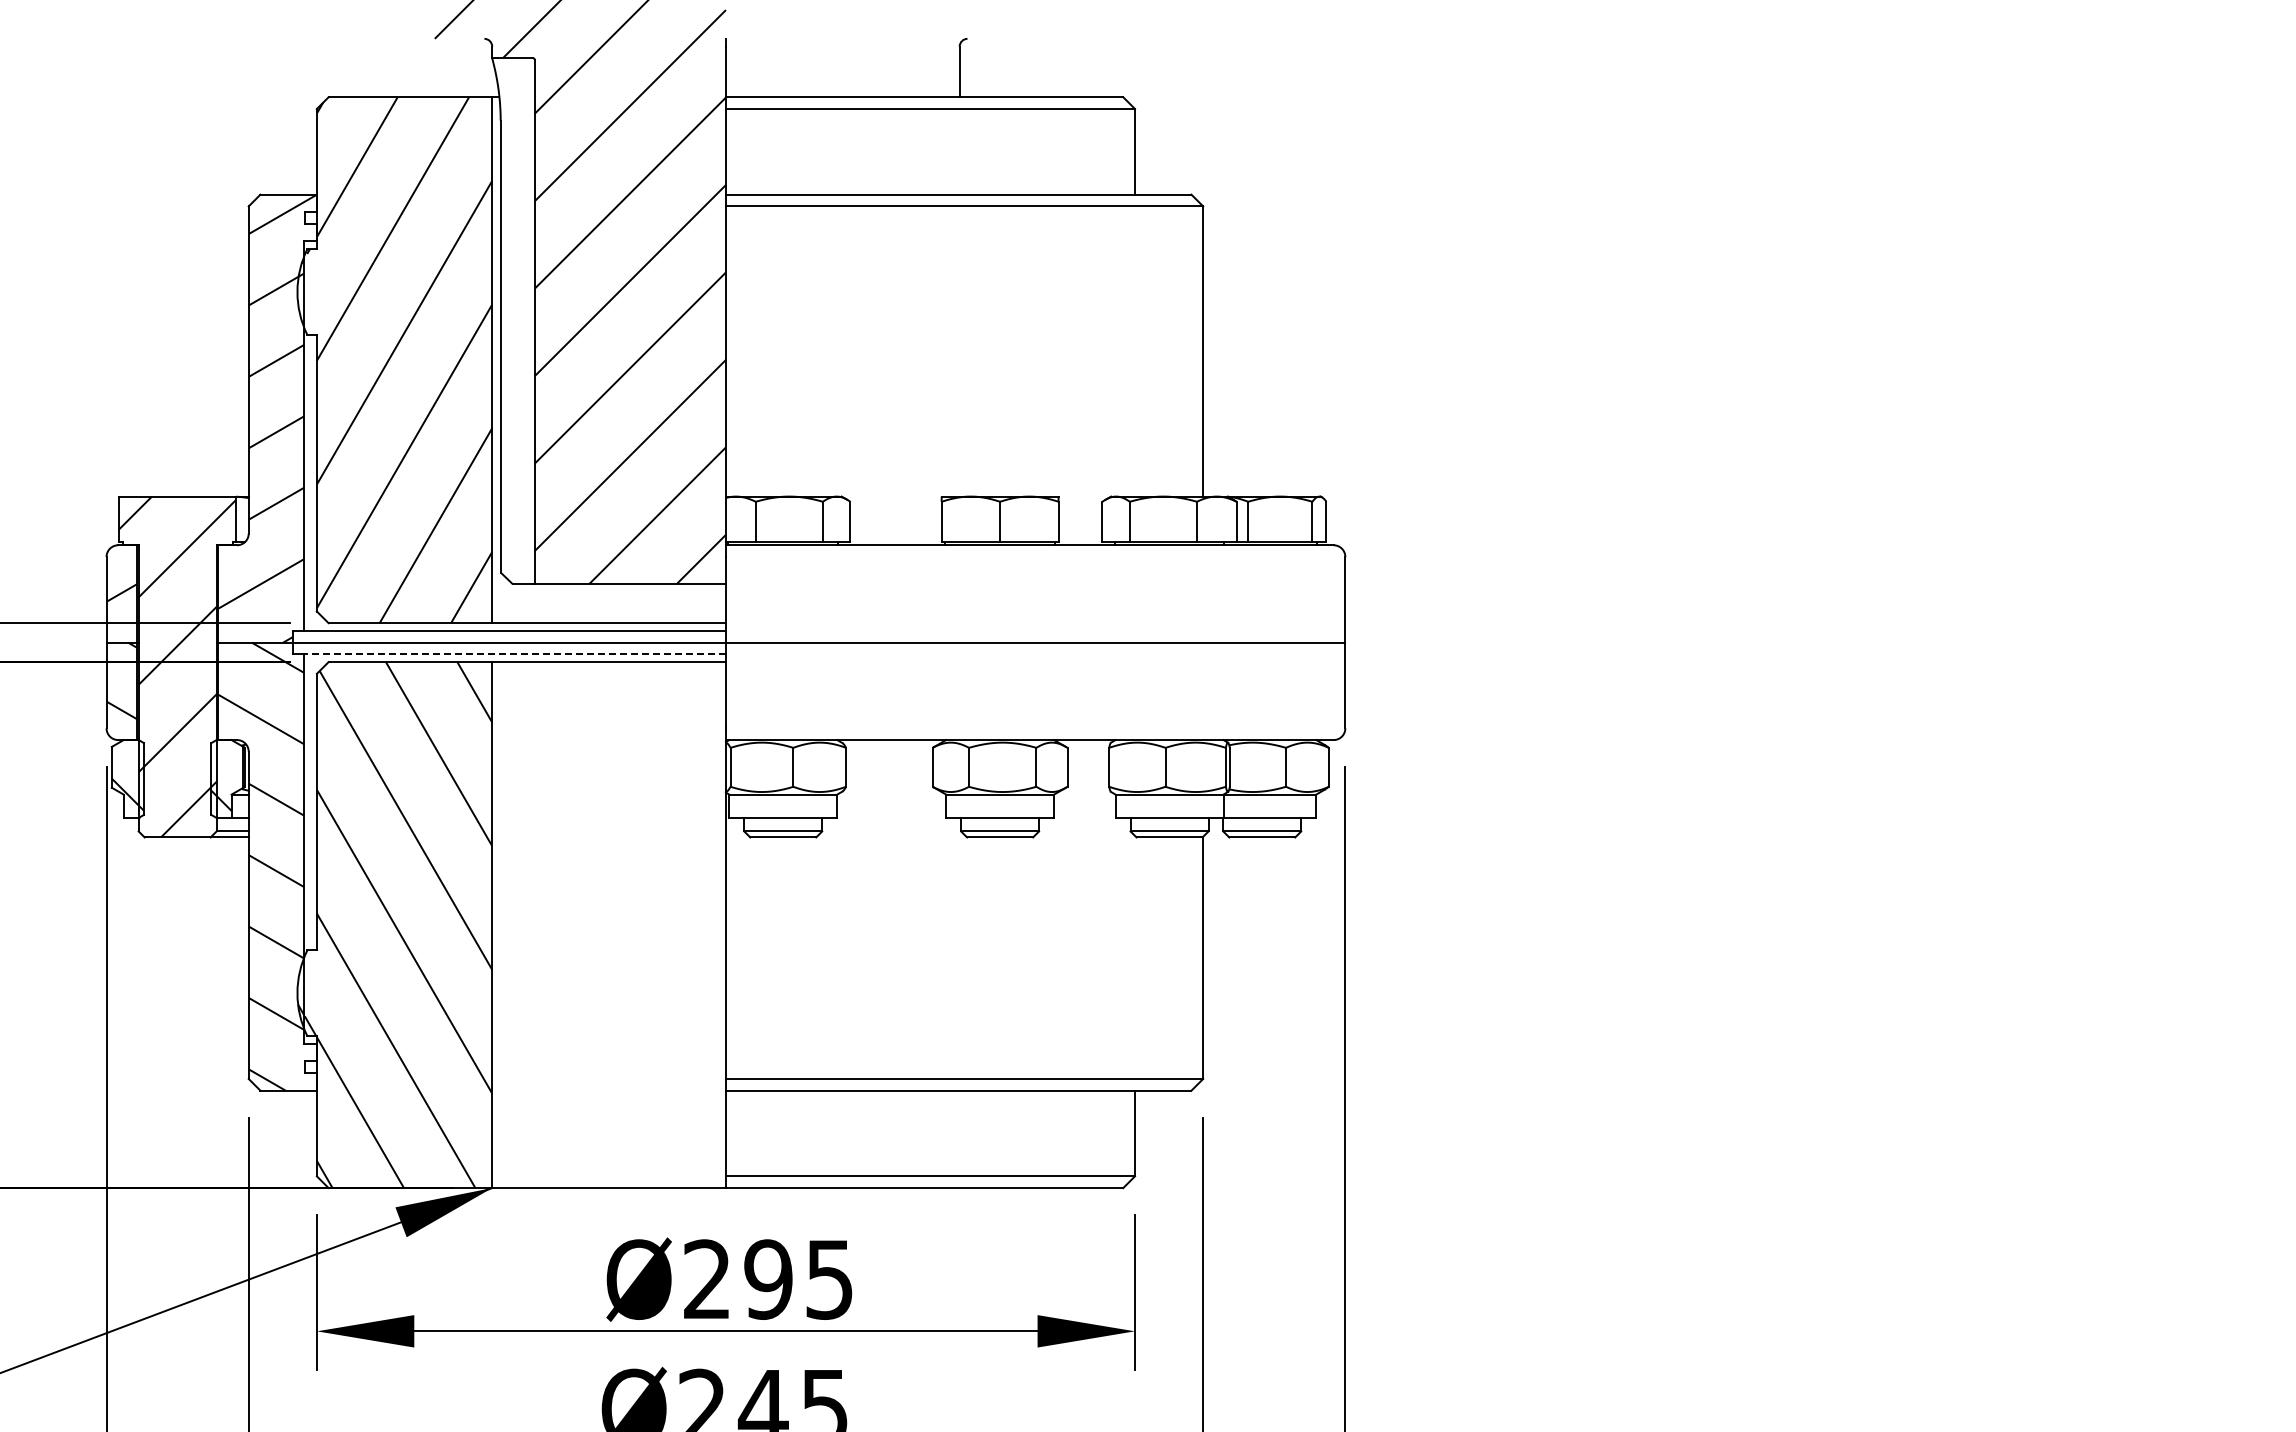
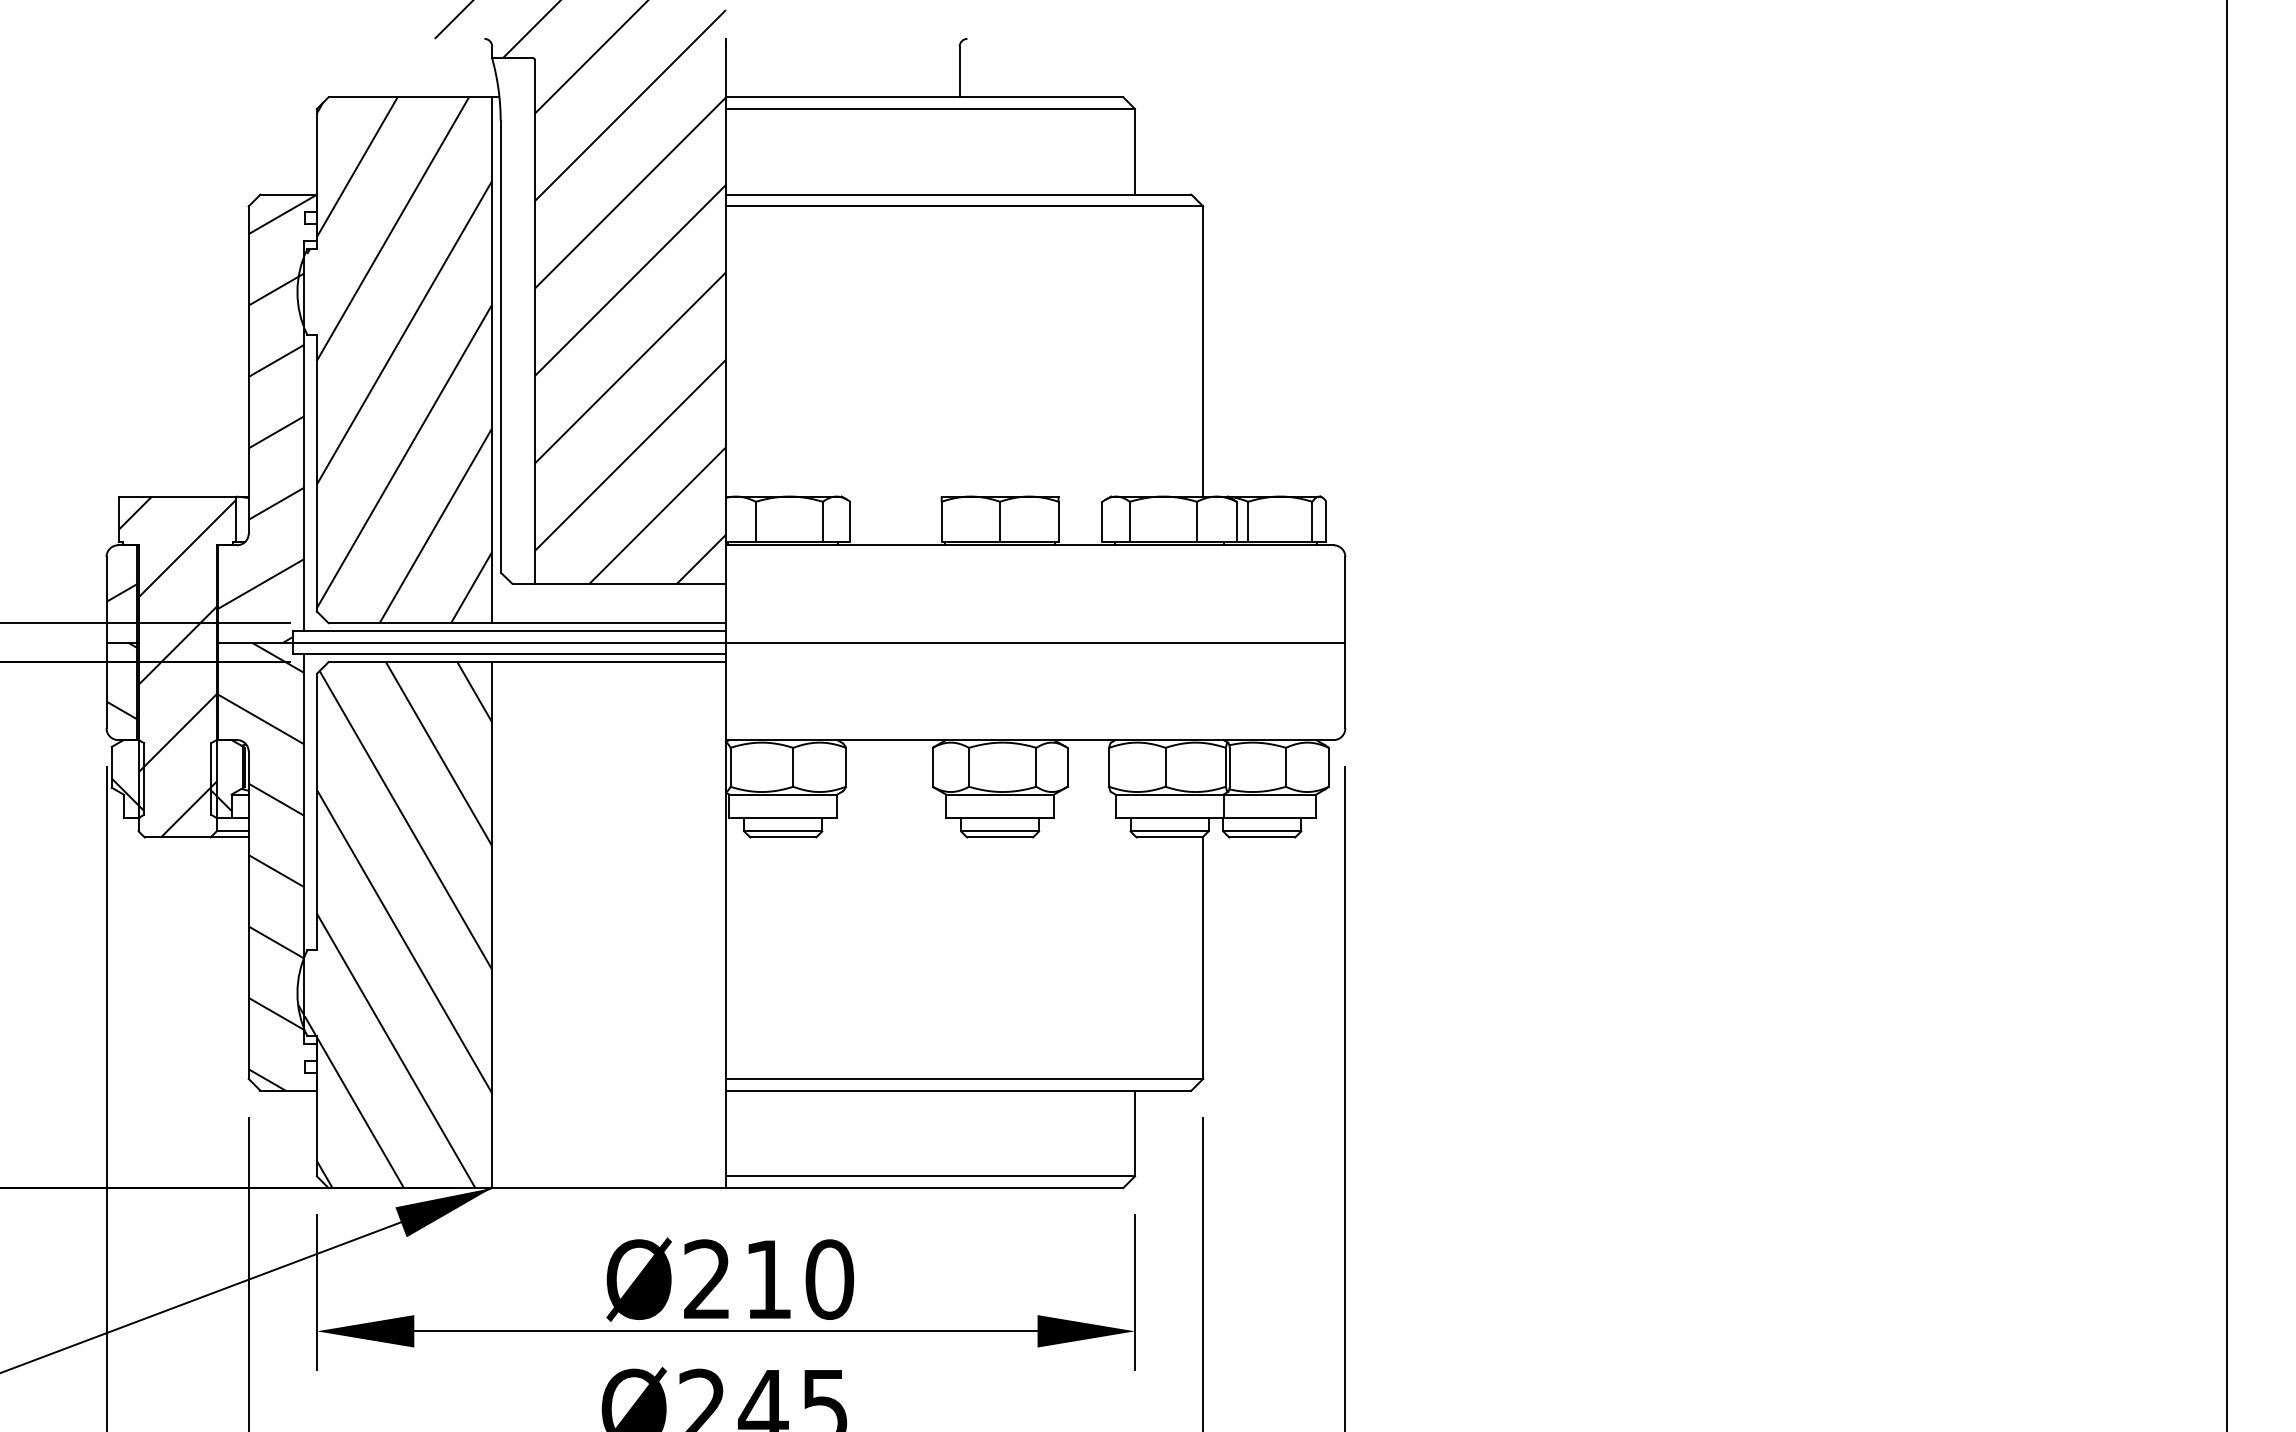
line: dashed -> solid (515, 654)
line: none -> present (2227, 715)
text: Ø295 -> Ø210 (799, 1279)
